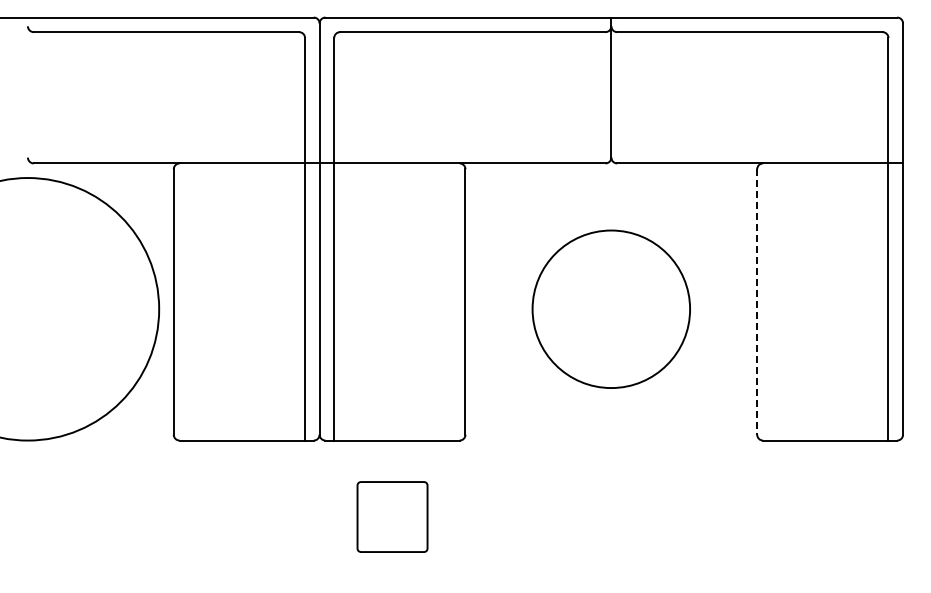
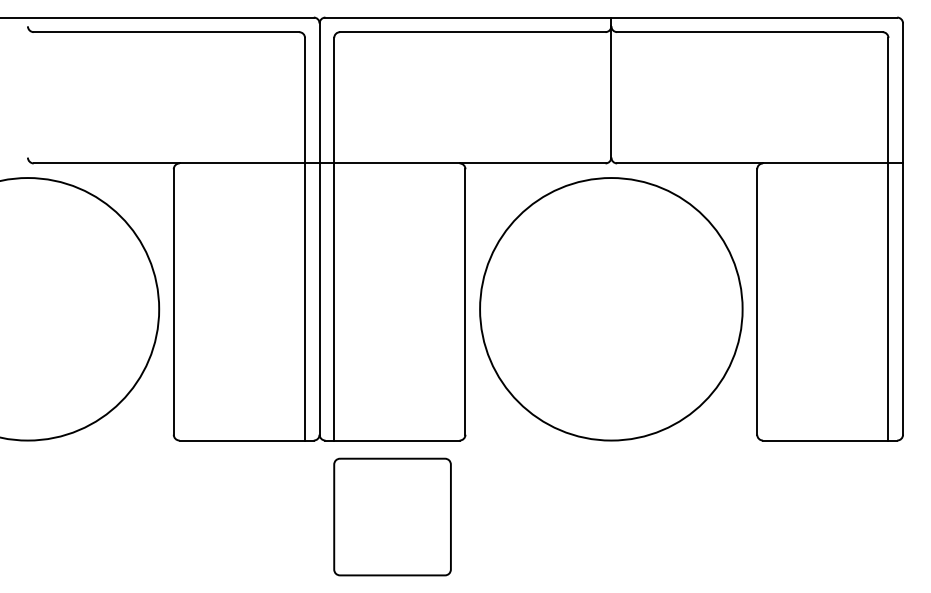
line: dashed -> solid (757, 302)
circle diameter: 158 px -> 263 px (611, 309)
part size: 73x72 px -> 119x120 px (392, 516)
